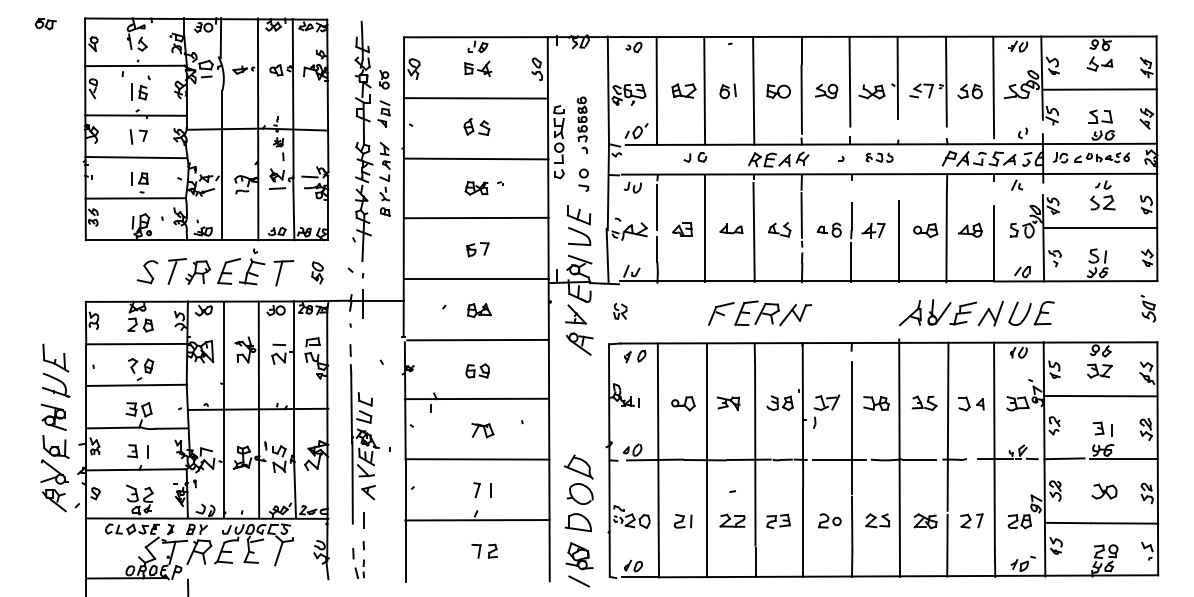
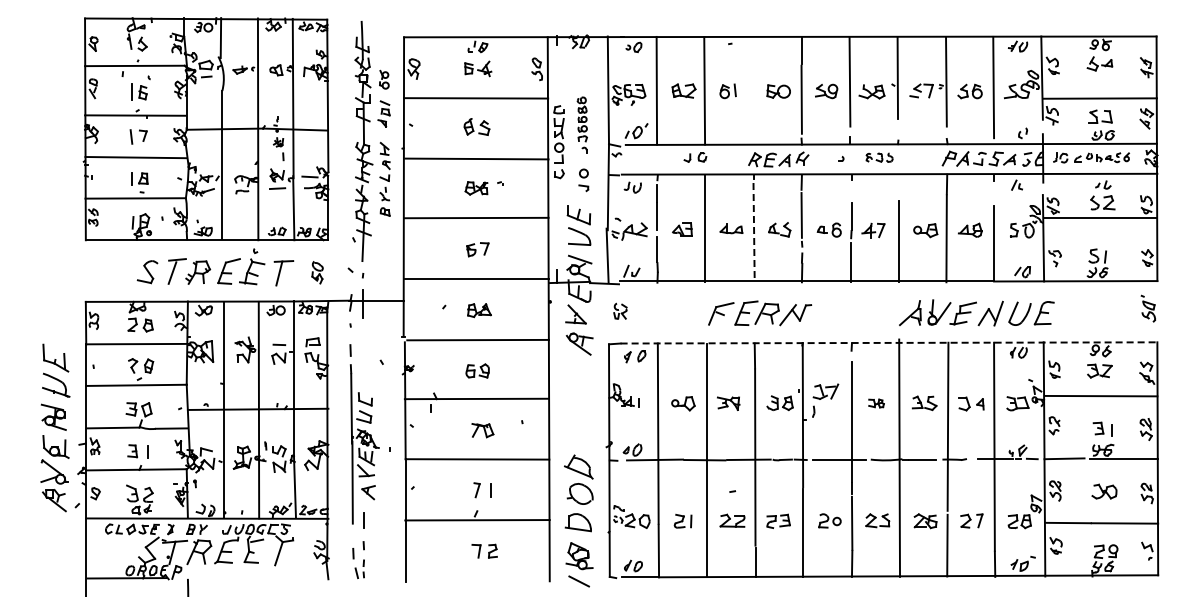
part: present -> none (45, 24)
line position: (1099, 89) -> (1099, 98) (1099, 98)
line: present -> none (753, 90)
line position: (1100, 227) -> (1100, 217) (1100, 217)
line: solid -> dashed (754, 232)
line: solid -> dashed (889, 342)
part size: 27x15 px -> 17x11 px (876, 403)
part position: (826, 411) -> (825, 400) (825, 400)
